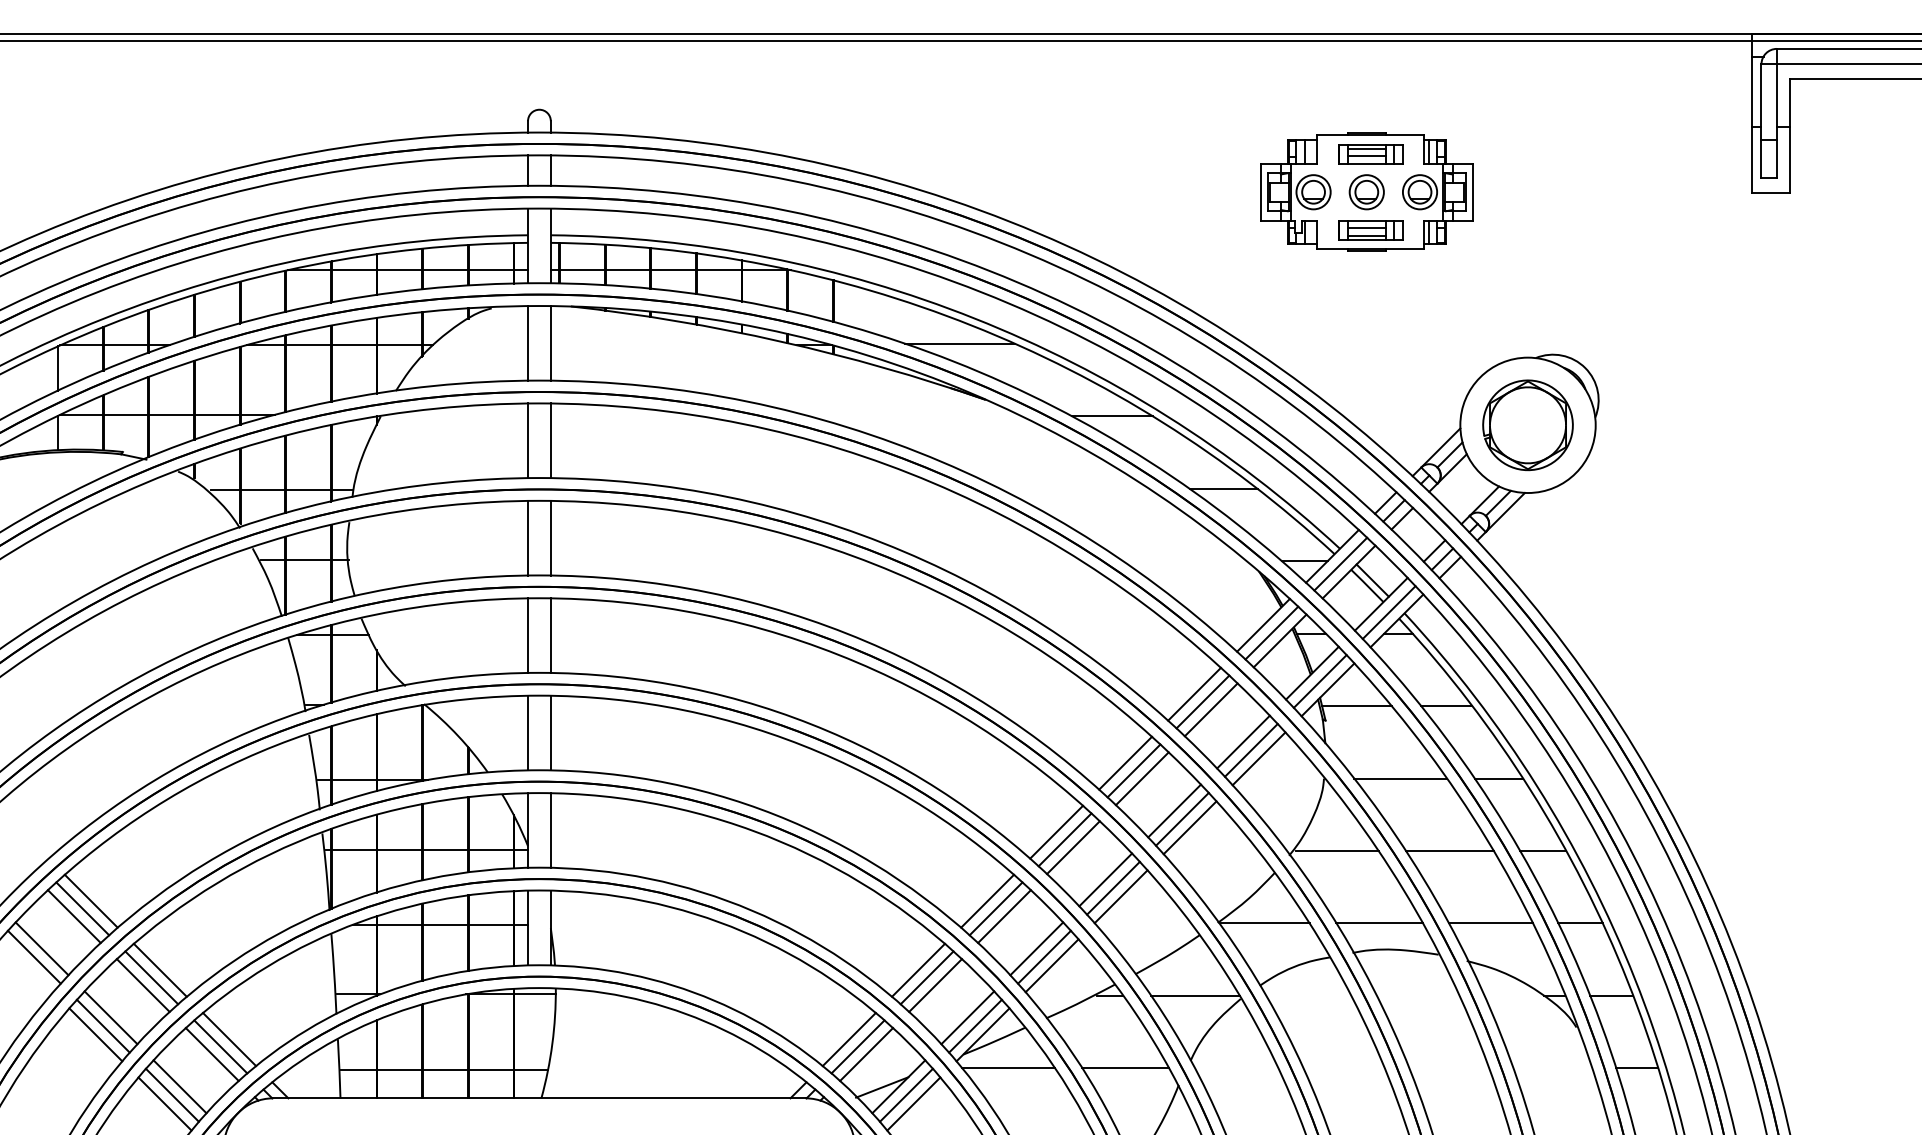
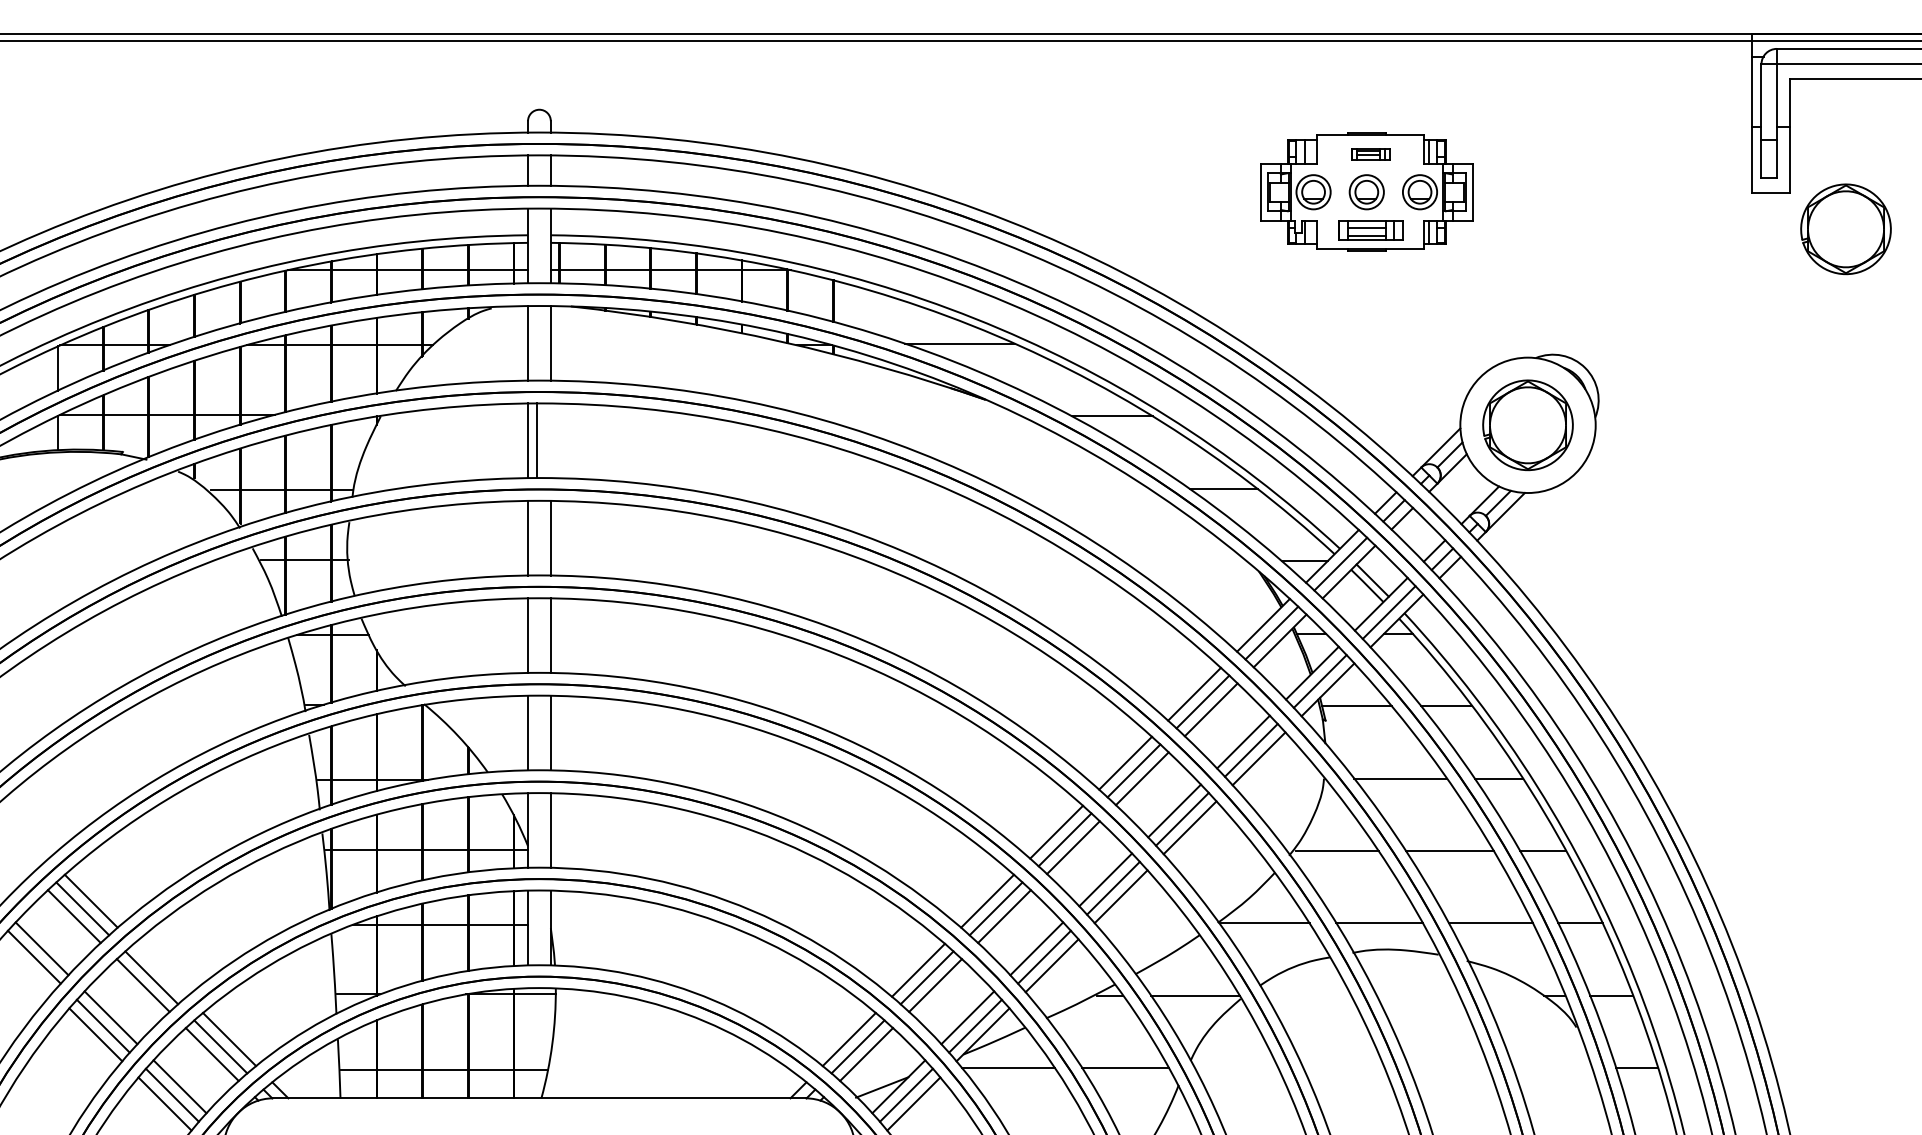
part size: 66x21 px -> 40x13 px (1370, 154)
part: none -> present (1845, 229)
line position: (550, 440) -> (536, 440) (536, 440)
line: present -> none (159, 969)
